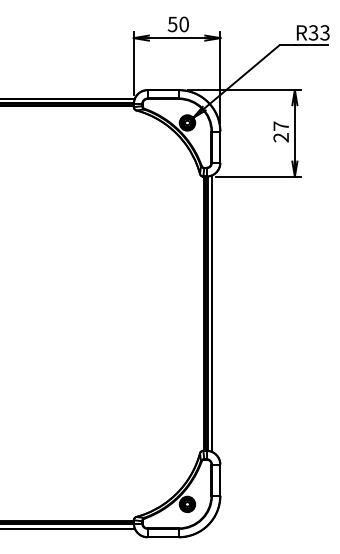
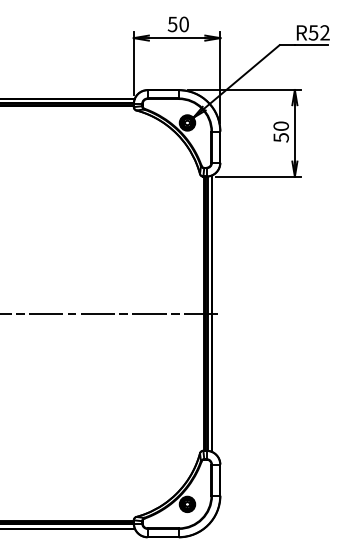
text: R33 -> R52 (319, 32)
text: 27 -> 50 (280, 131)
line: none -> present (112, 313)
